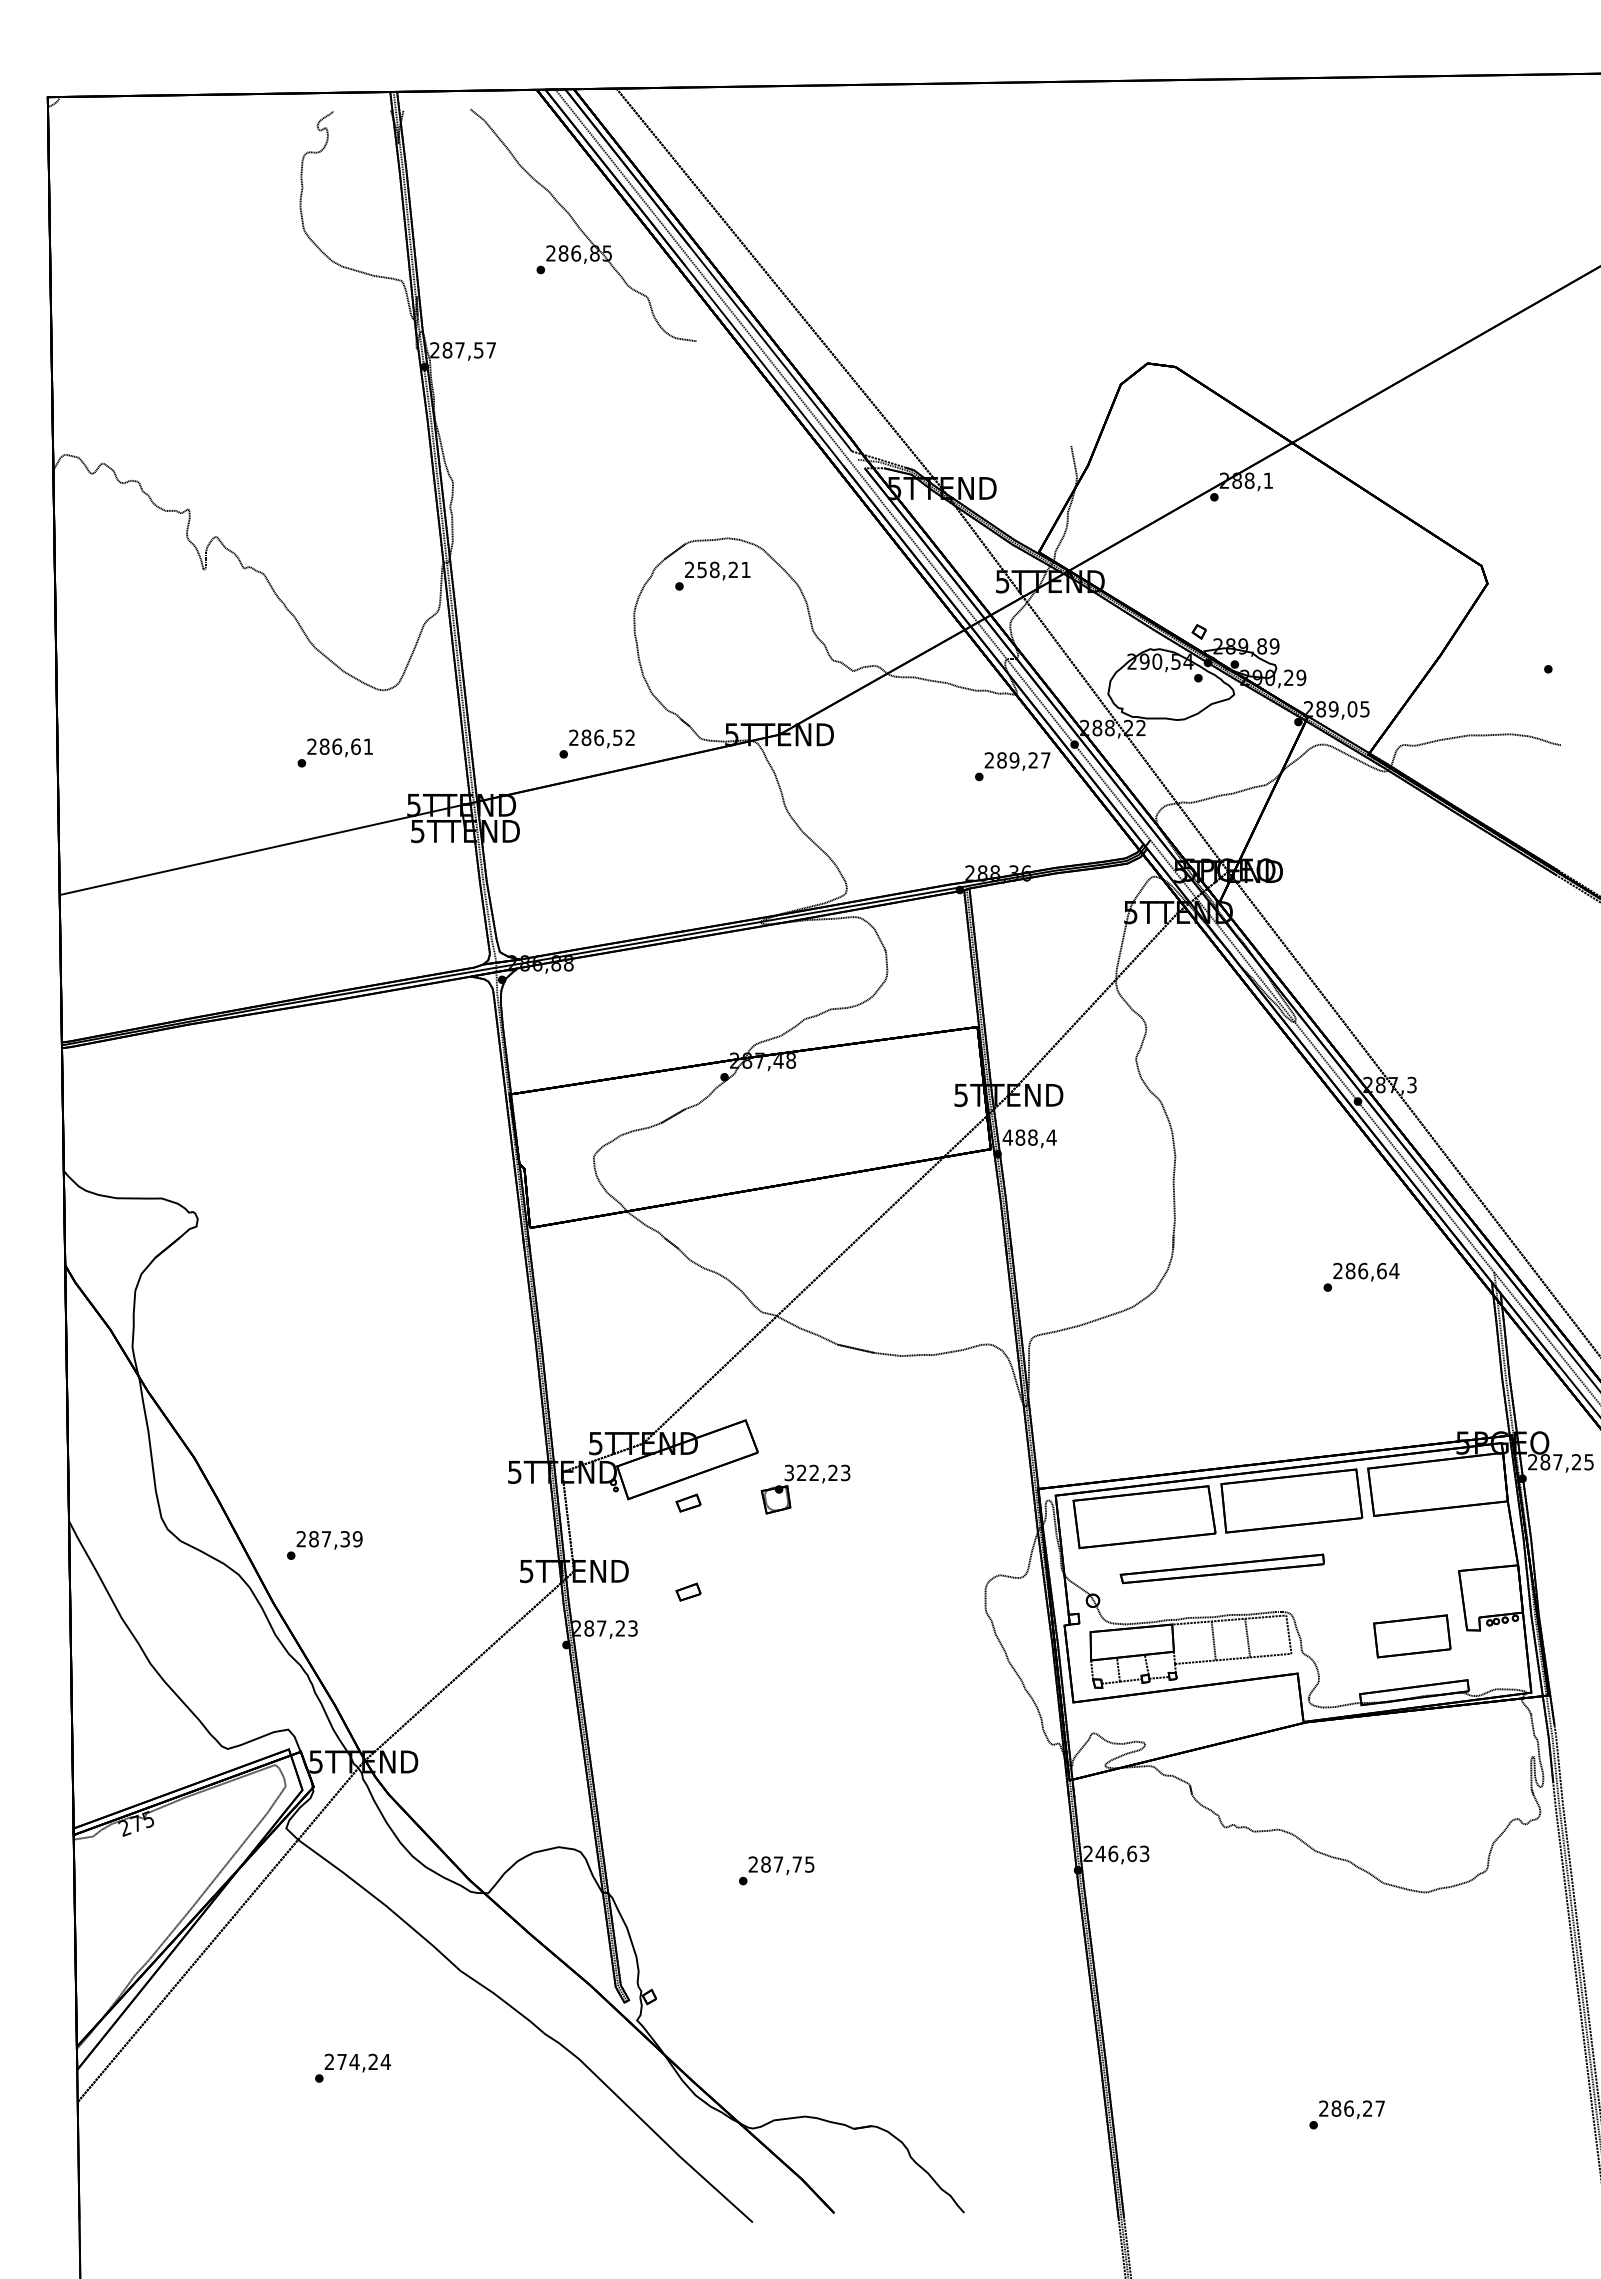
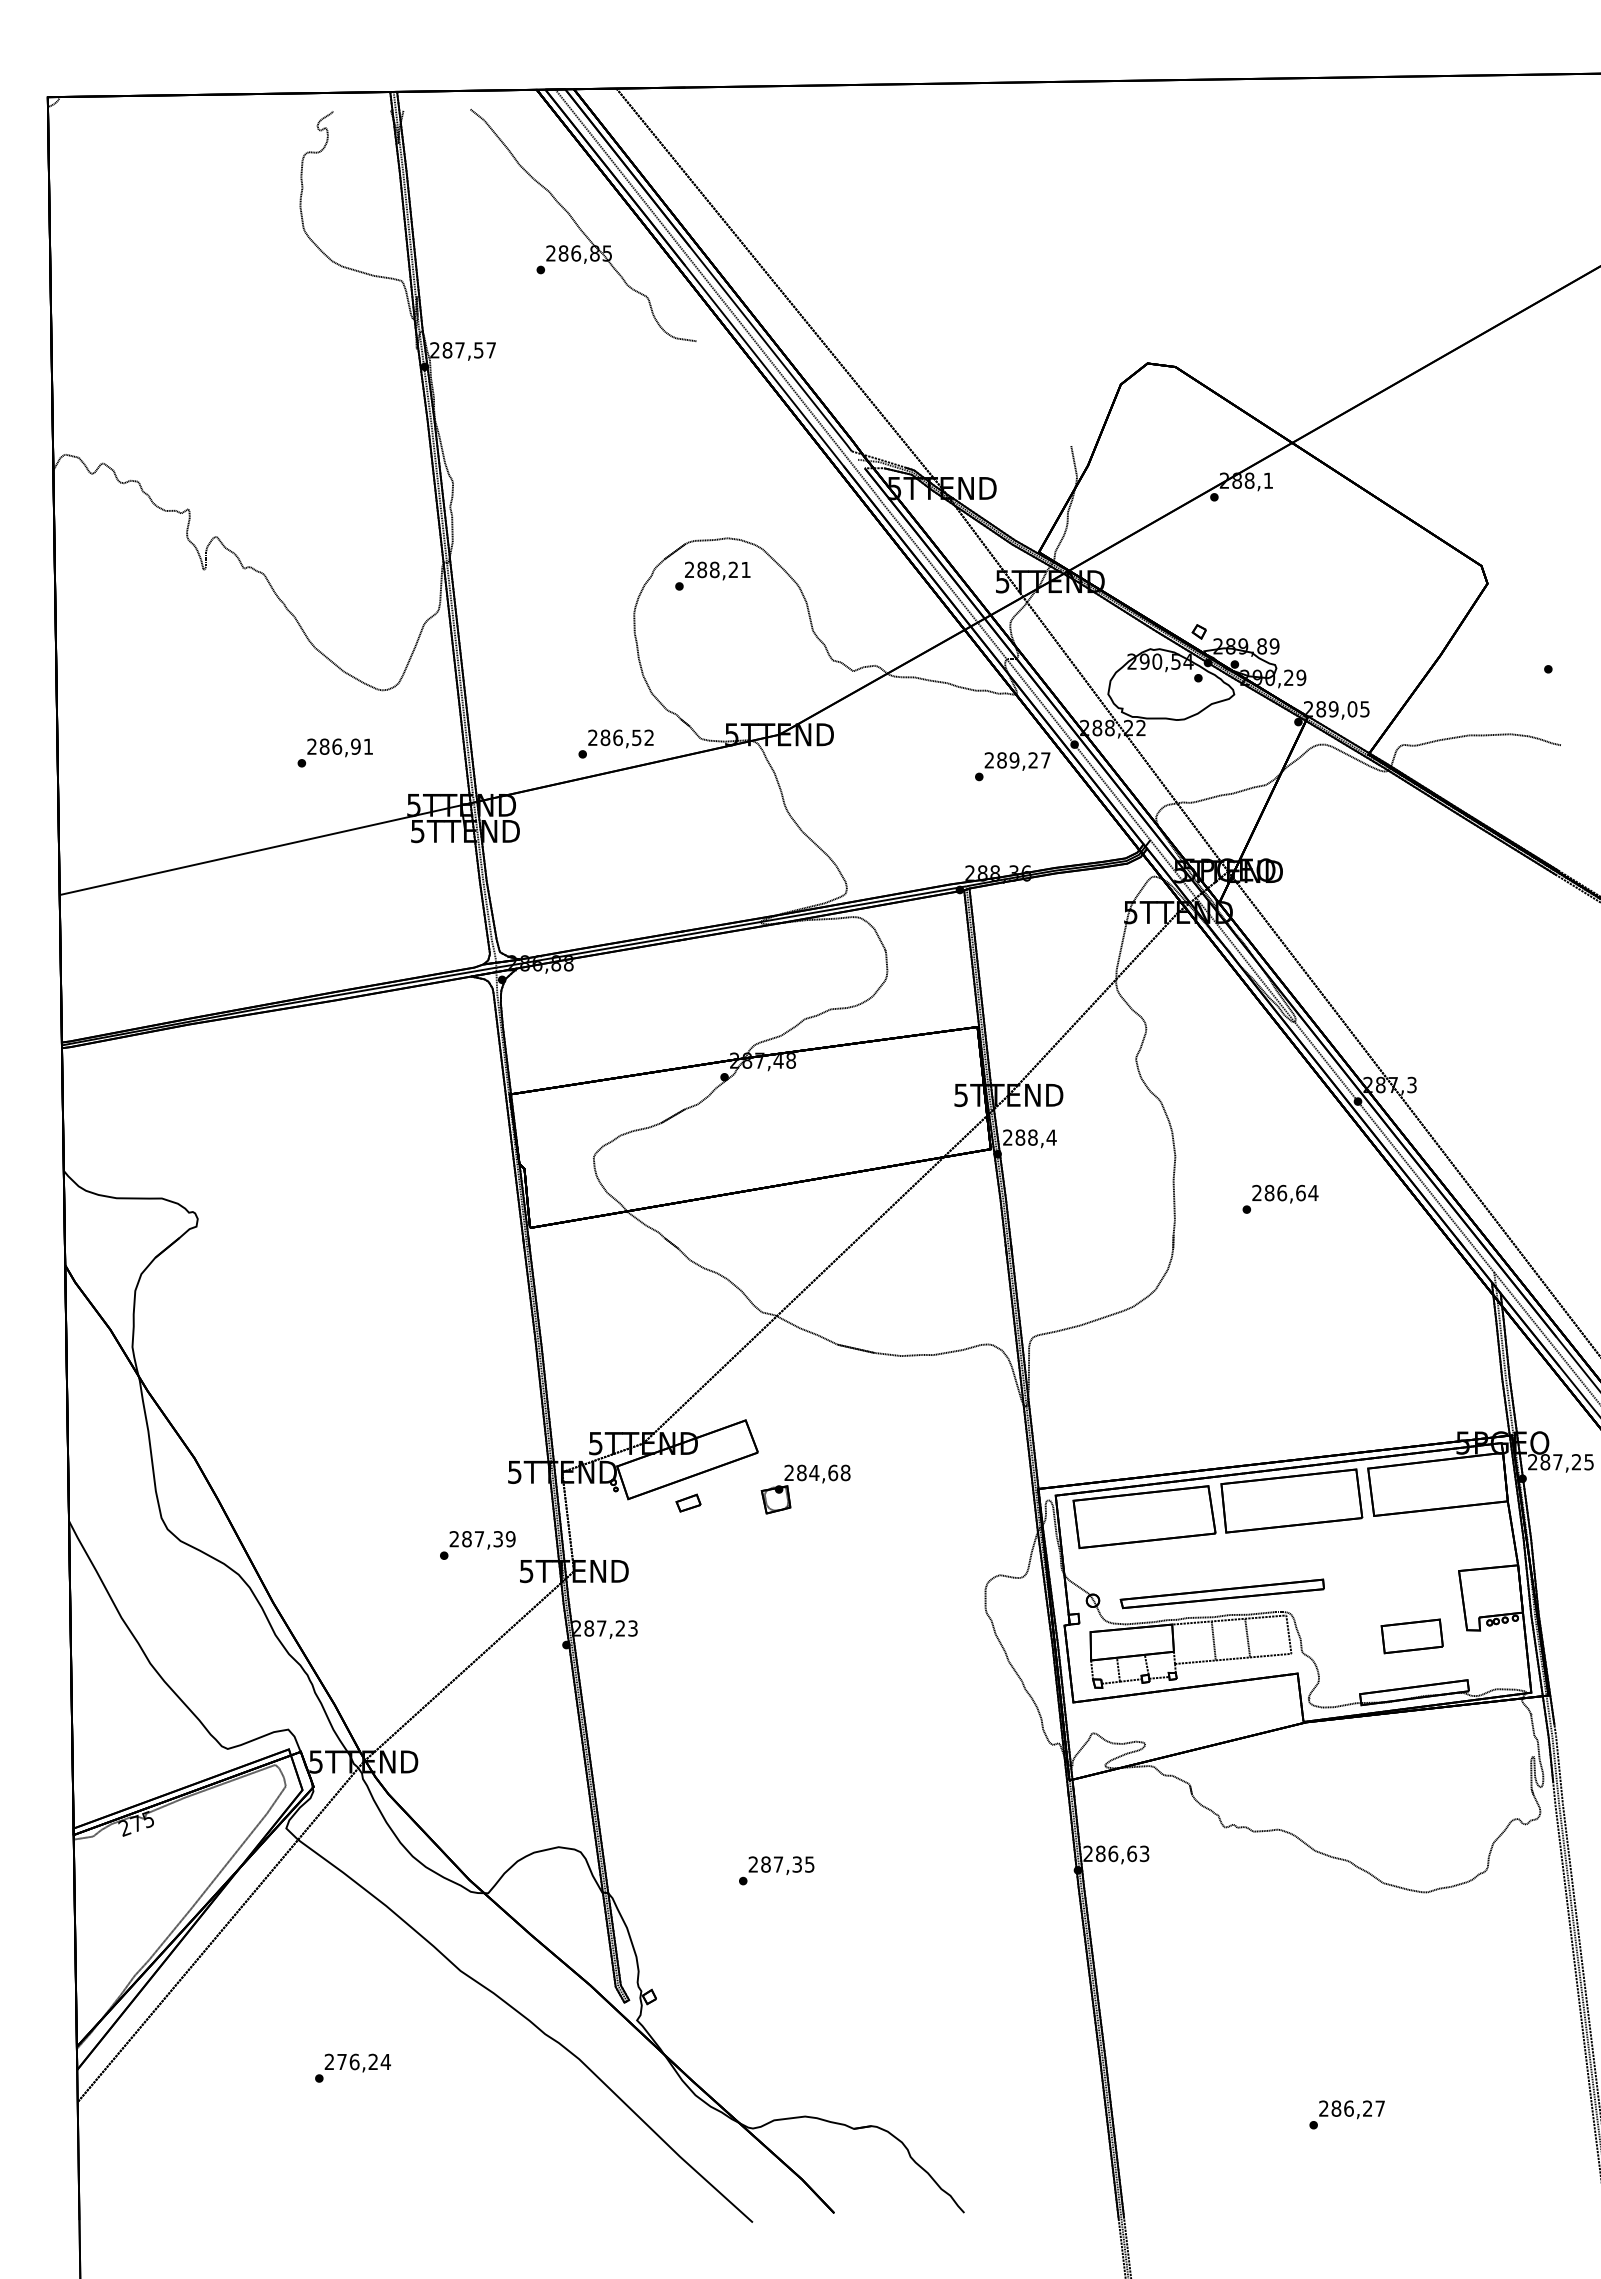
text: 258,21 -> 288,21 (702, 569)
text position: (596, 743) -> (615, 743) (615, 743)
text: 286,61 -> 286,91 (355, 746)
text: 488,4 -> 288,4 (1007, 1137)
text position: (1361, 1276) -> (1280, 1198) (1280, 1198)
text: 322,23 -> 284,68 (817, 1472)
text position: (324, 1545) -> (477, 1545) (477, 1545)
part position: (1221, 1568) -> (1221, 1593) (1221, 1593)
part: present -> none (688, 1591)
part size: 79x45 px -> 64x37 px (1411, 1636)
text: 246,63 -> 286,63 (1100, 1853)
text: 287,75 -> 287,35 (796, 1864)
text: 274,24 -> 276,24 (354, 2061)
